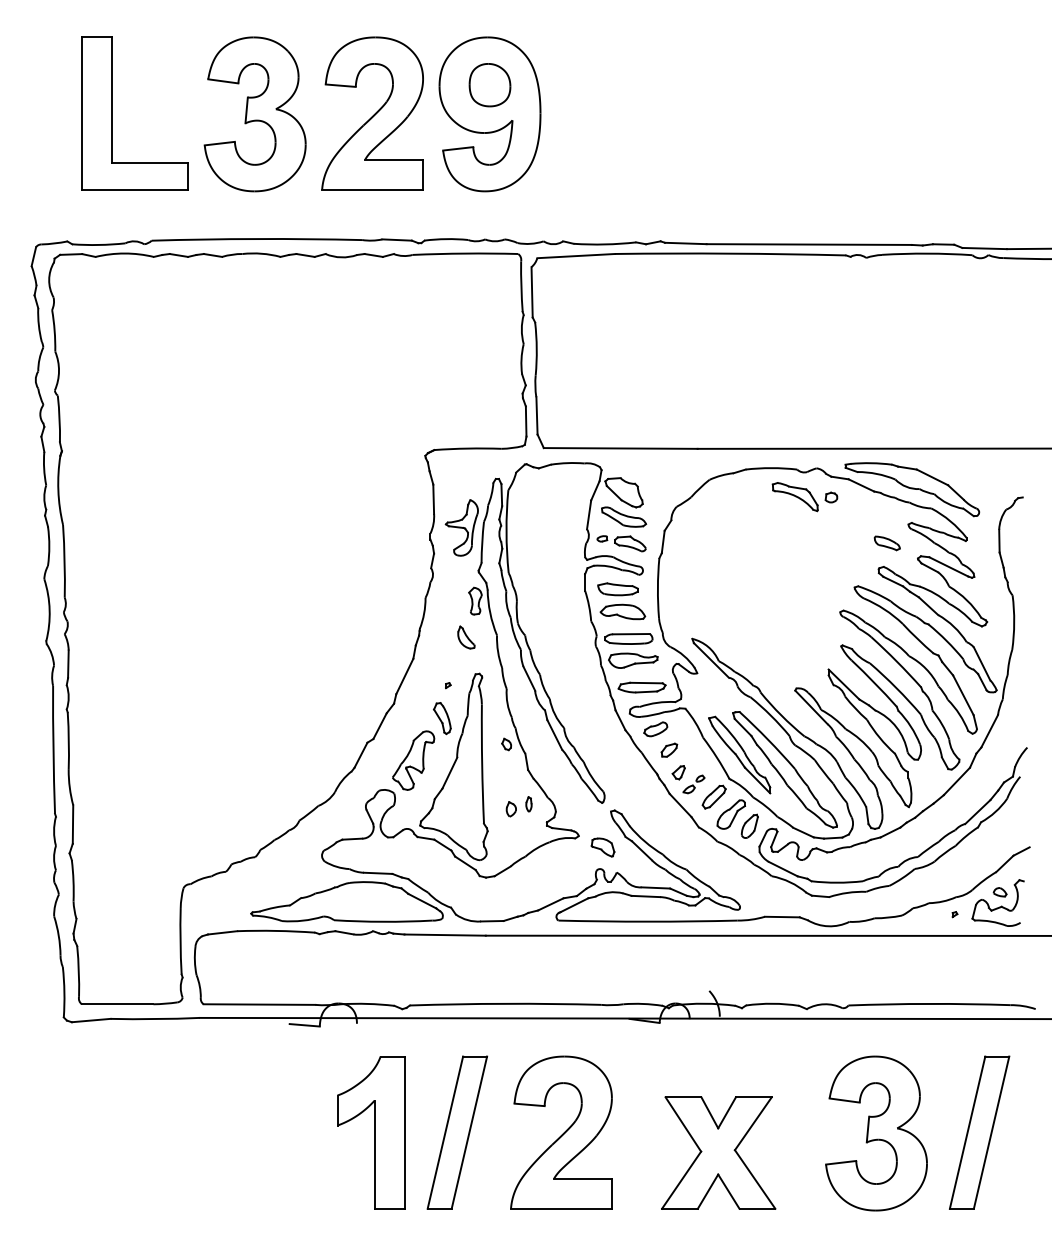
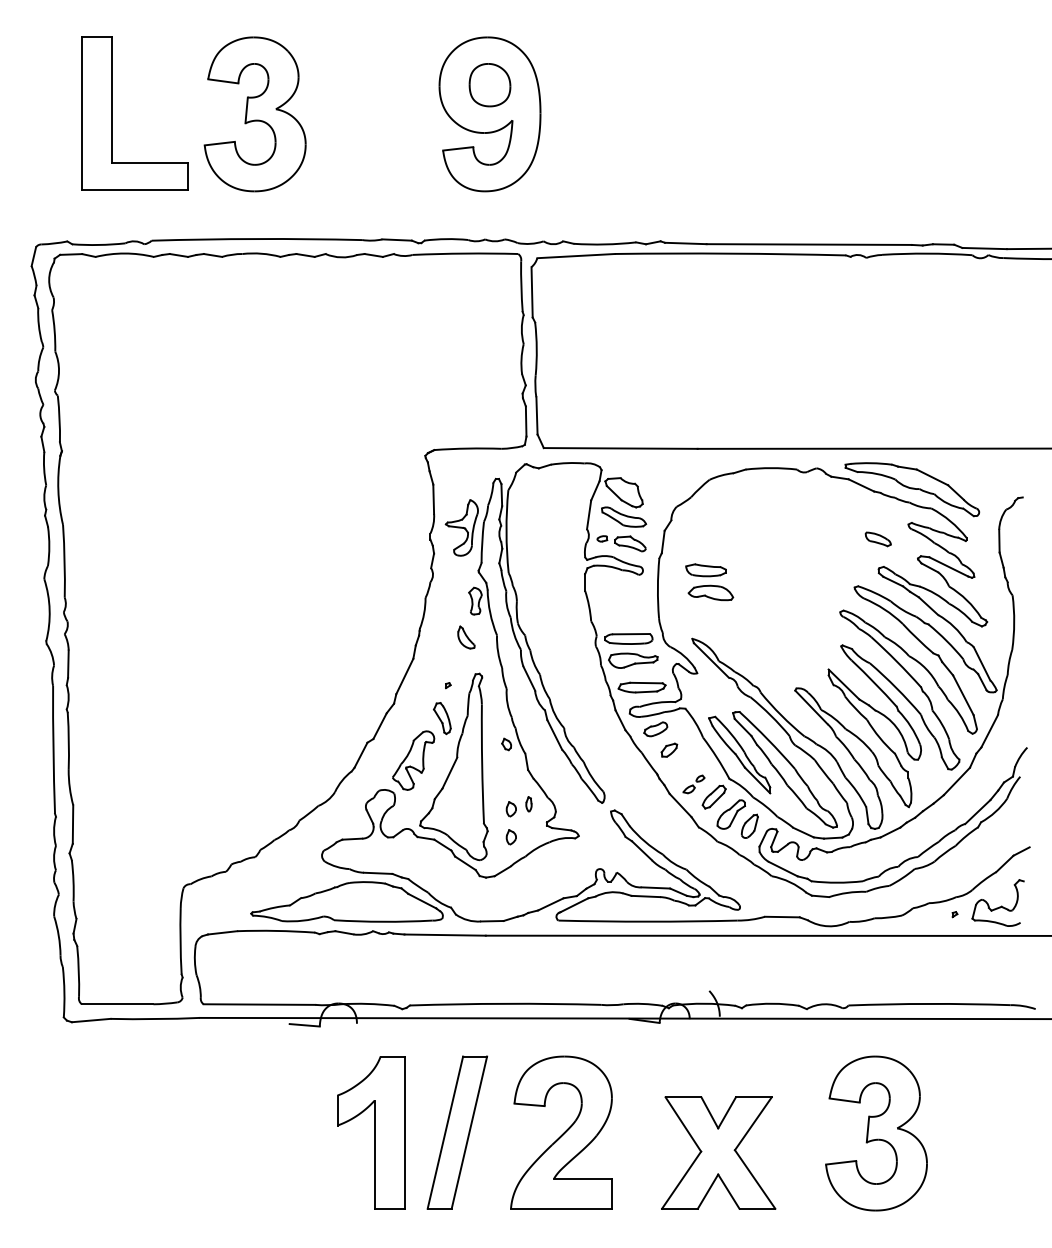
part: present -> none (372, 113)
part: present -> none (804, 497)
part position: (886, 543) -> (877, 539) (877, 539)
part position: (621, 601) -> (709, 582) (709, 582)
part: present -> none (678, 772)
part: none -> present (510, 837)
part: present -> none (602, 847)
part: present -> none (999, 892)
part: present -> none (979, 1132)
